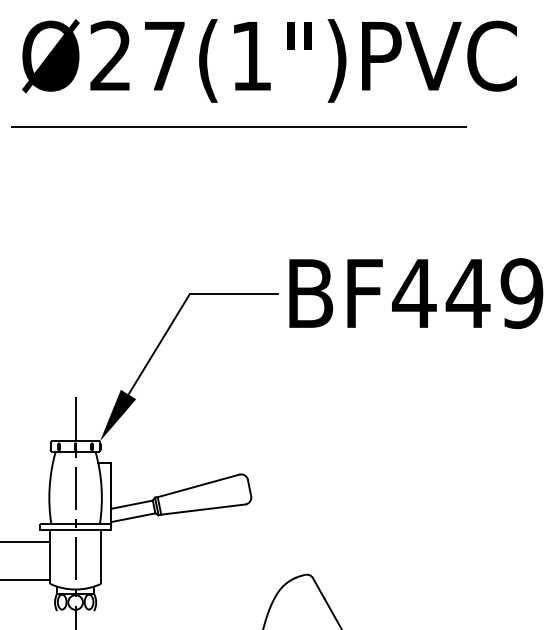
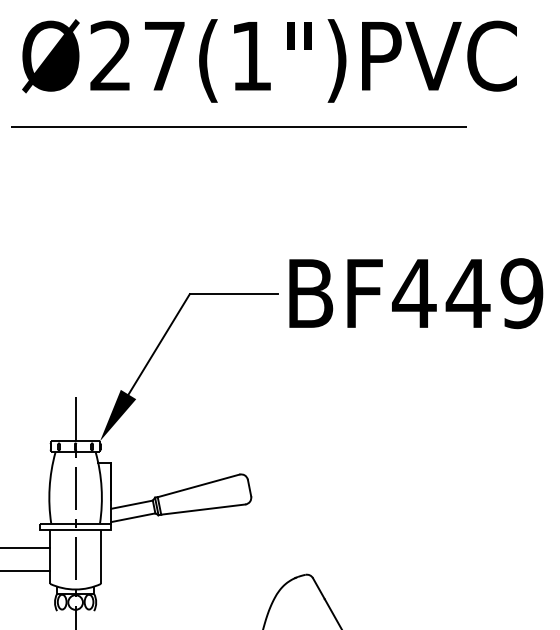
line position: (26, 542) -> (26, 548) (26, 548)
line position: (26, 580) -> (26, 571) (26, 571)
